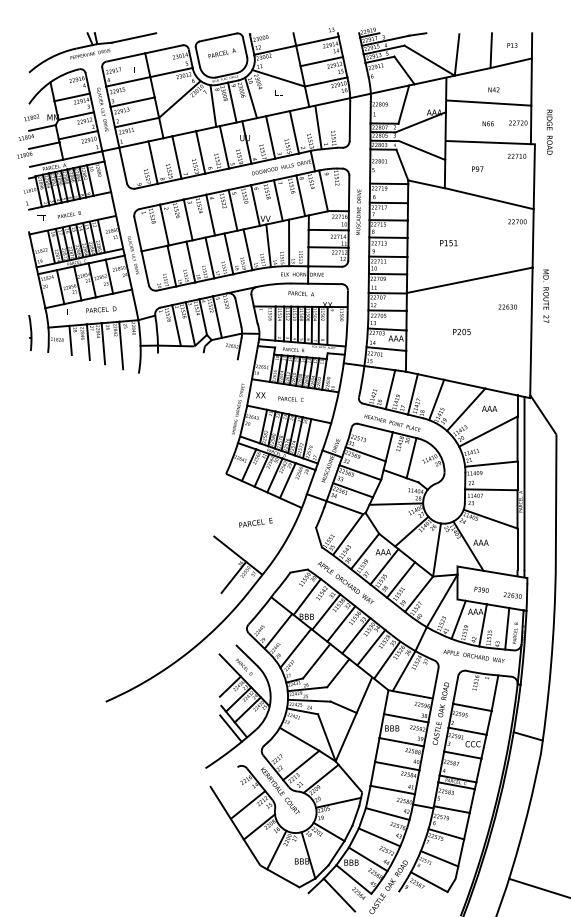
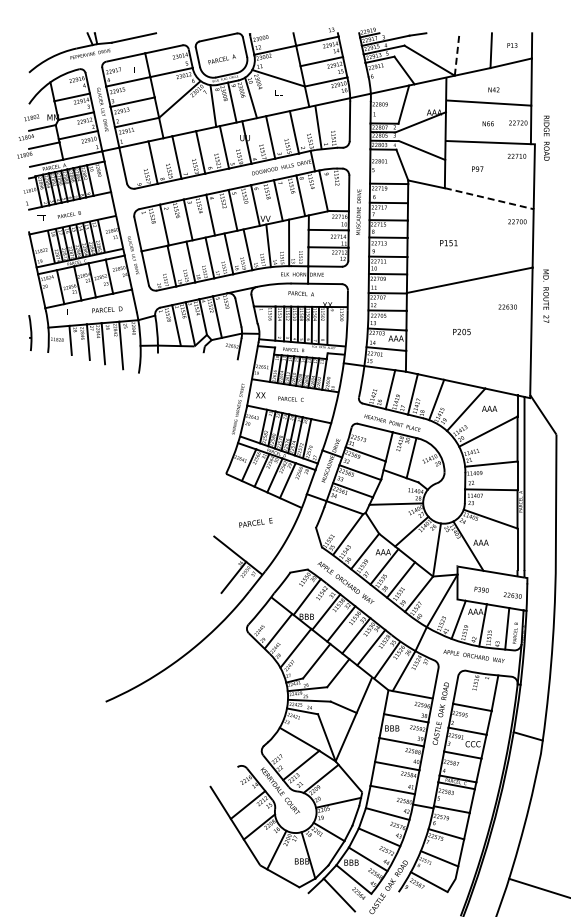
text position: (221, 53) -> (221, 59) (221, 59)
line: solid -> dashed (457, 54)
text position: (549, 131) -> (546, 137) (546, 137)
line: solid -> dashed (489, 198)
text position: (101, 309) -> (107, 309) (107, 309)
part: present -> none (238, 706)
